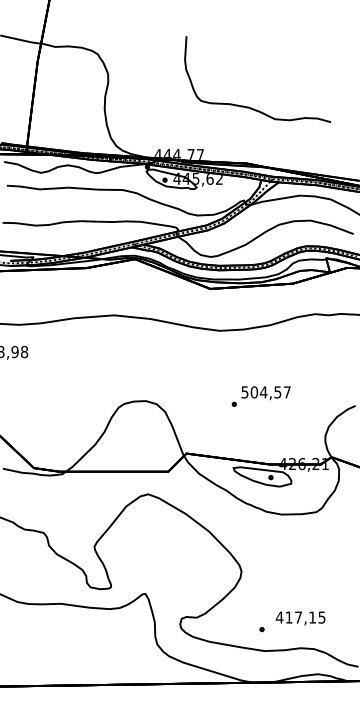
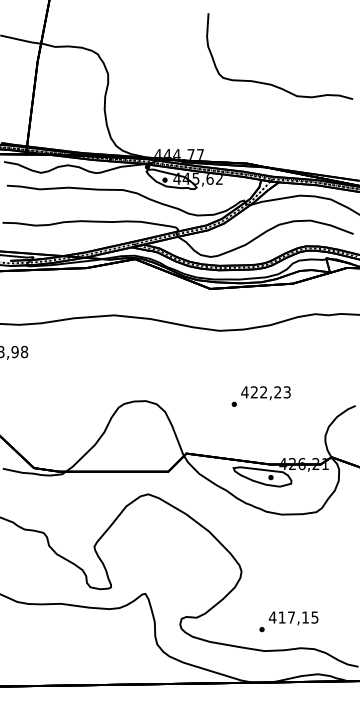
curve position: (249, 106) -> (271, 83) (271, 83)
text: 504,57 -> 422,23 (265, 392)
text position: (300, 618) -> (293, 618) (293, 618)
